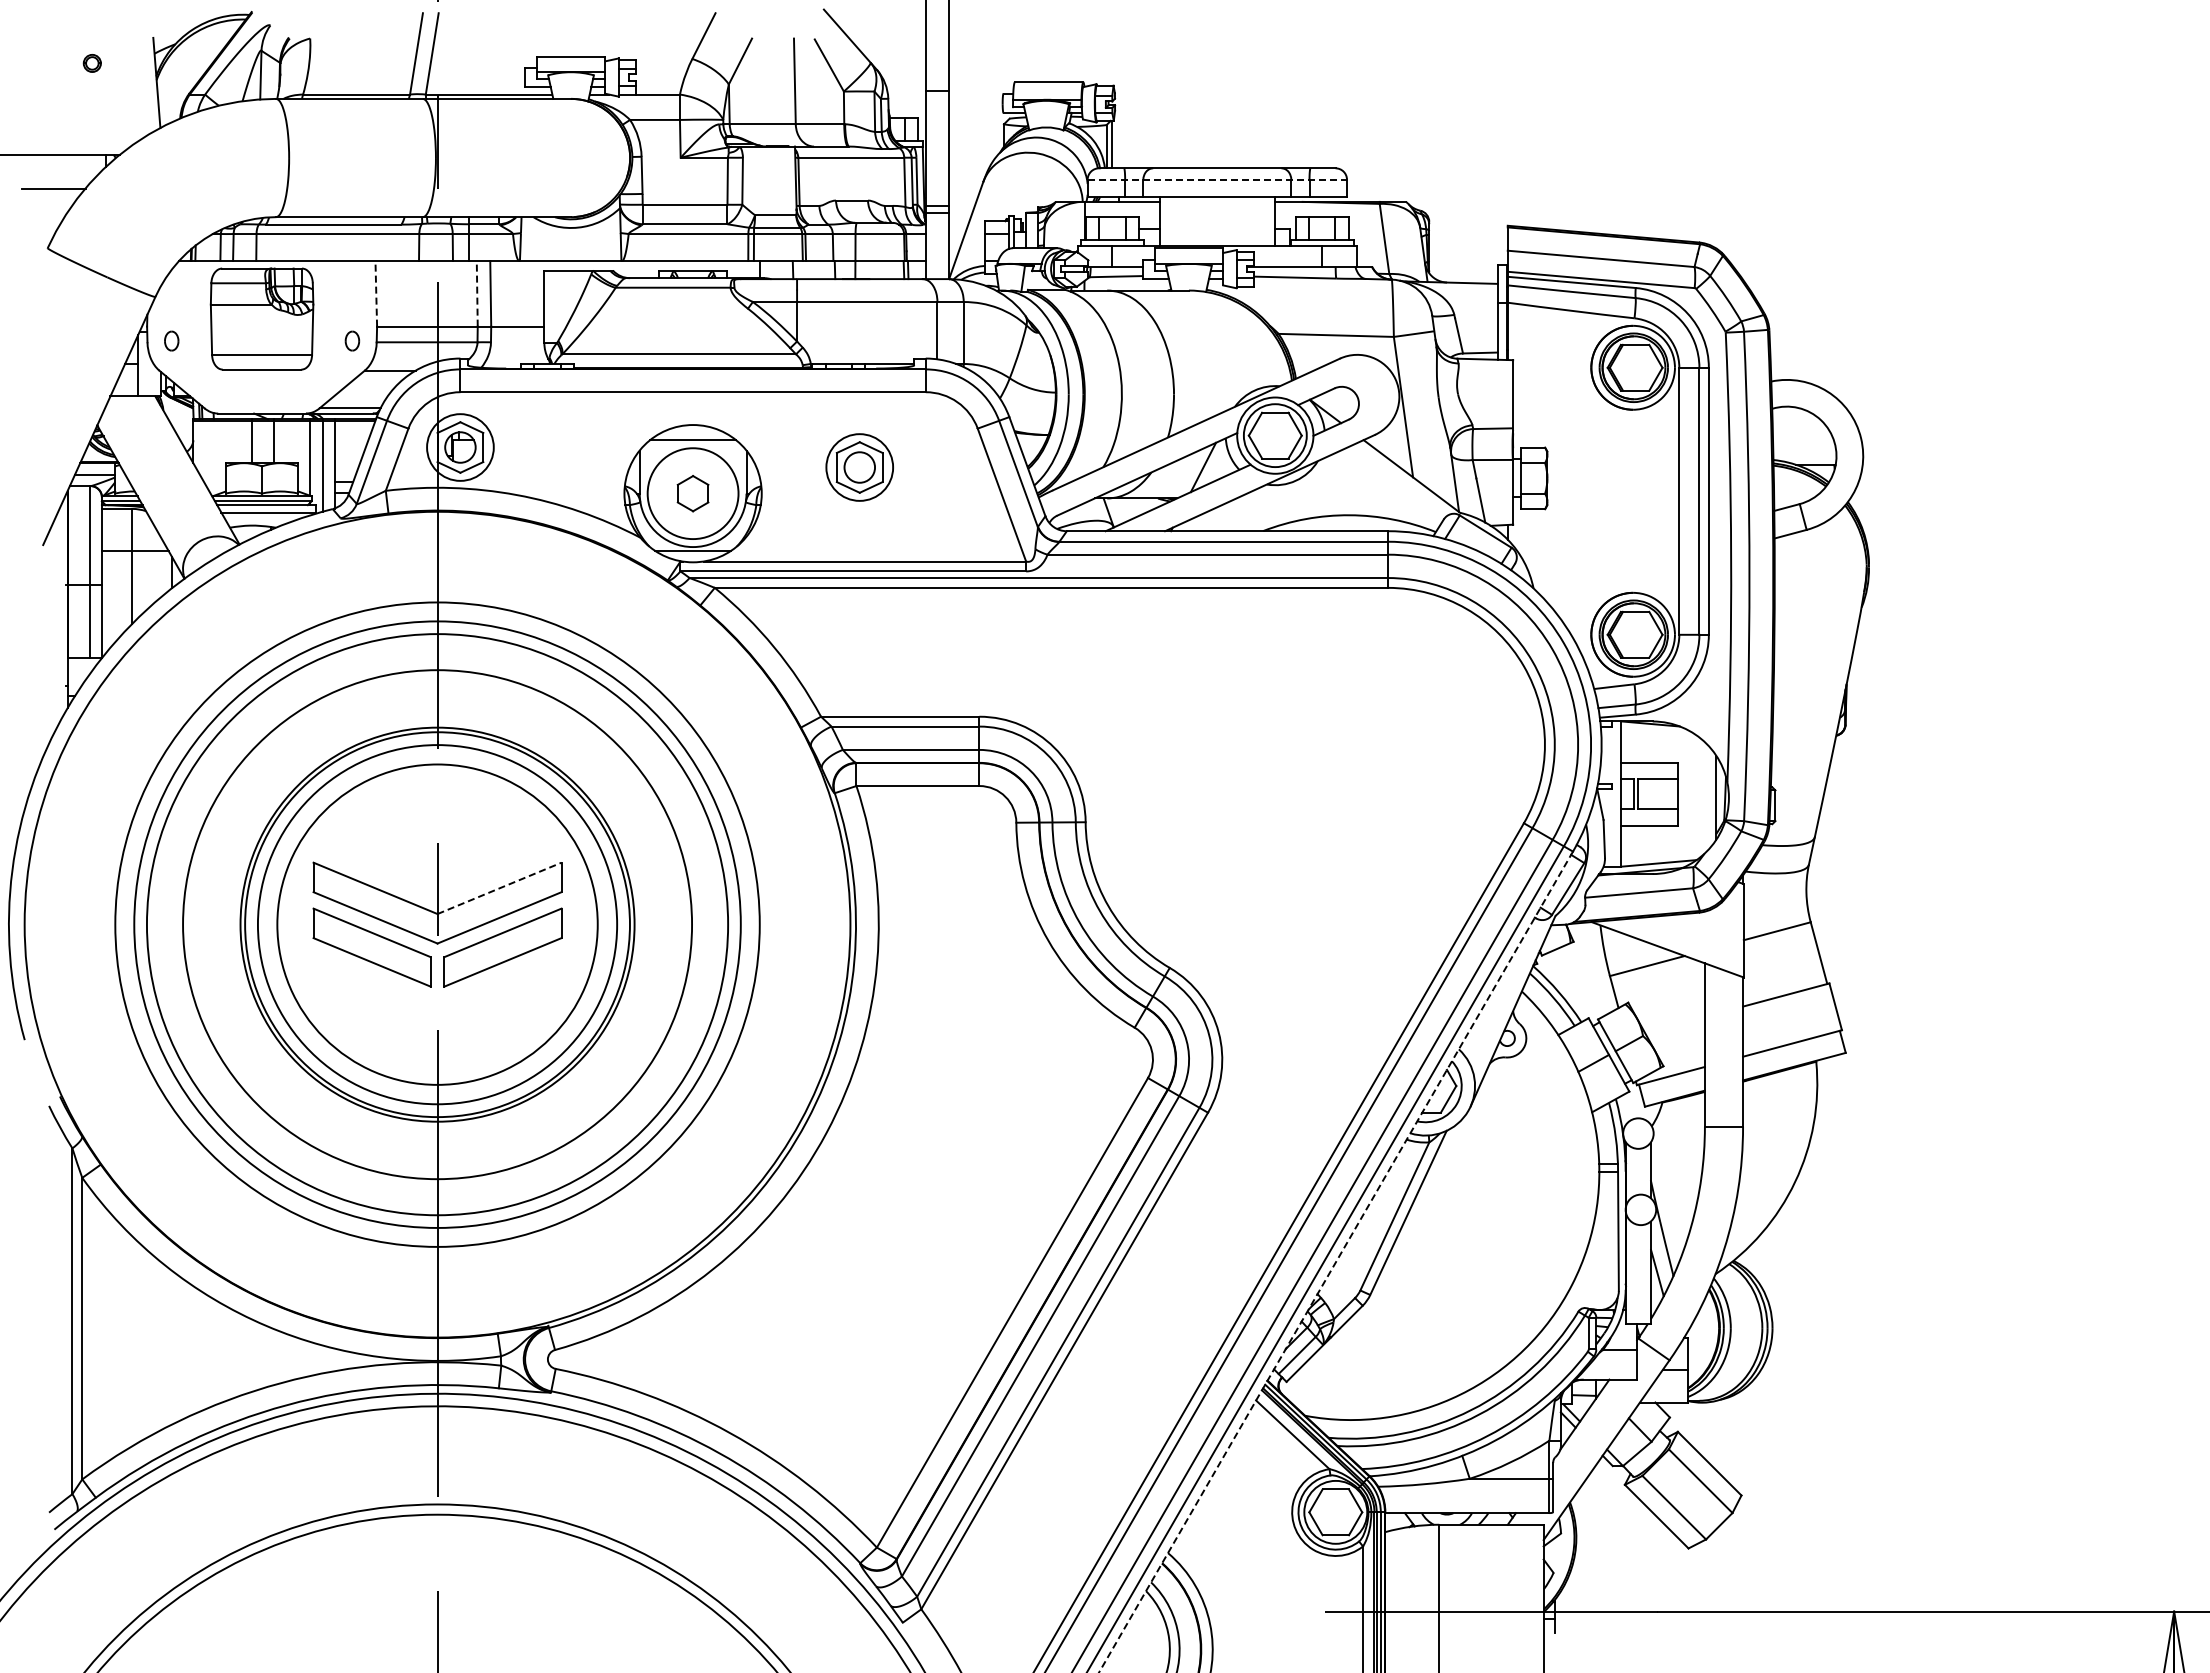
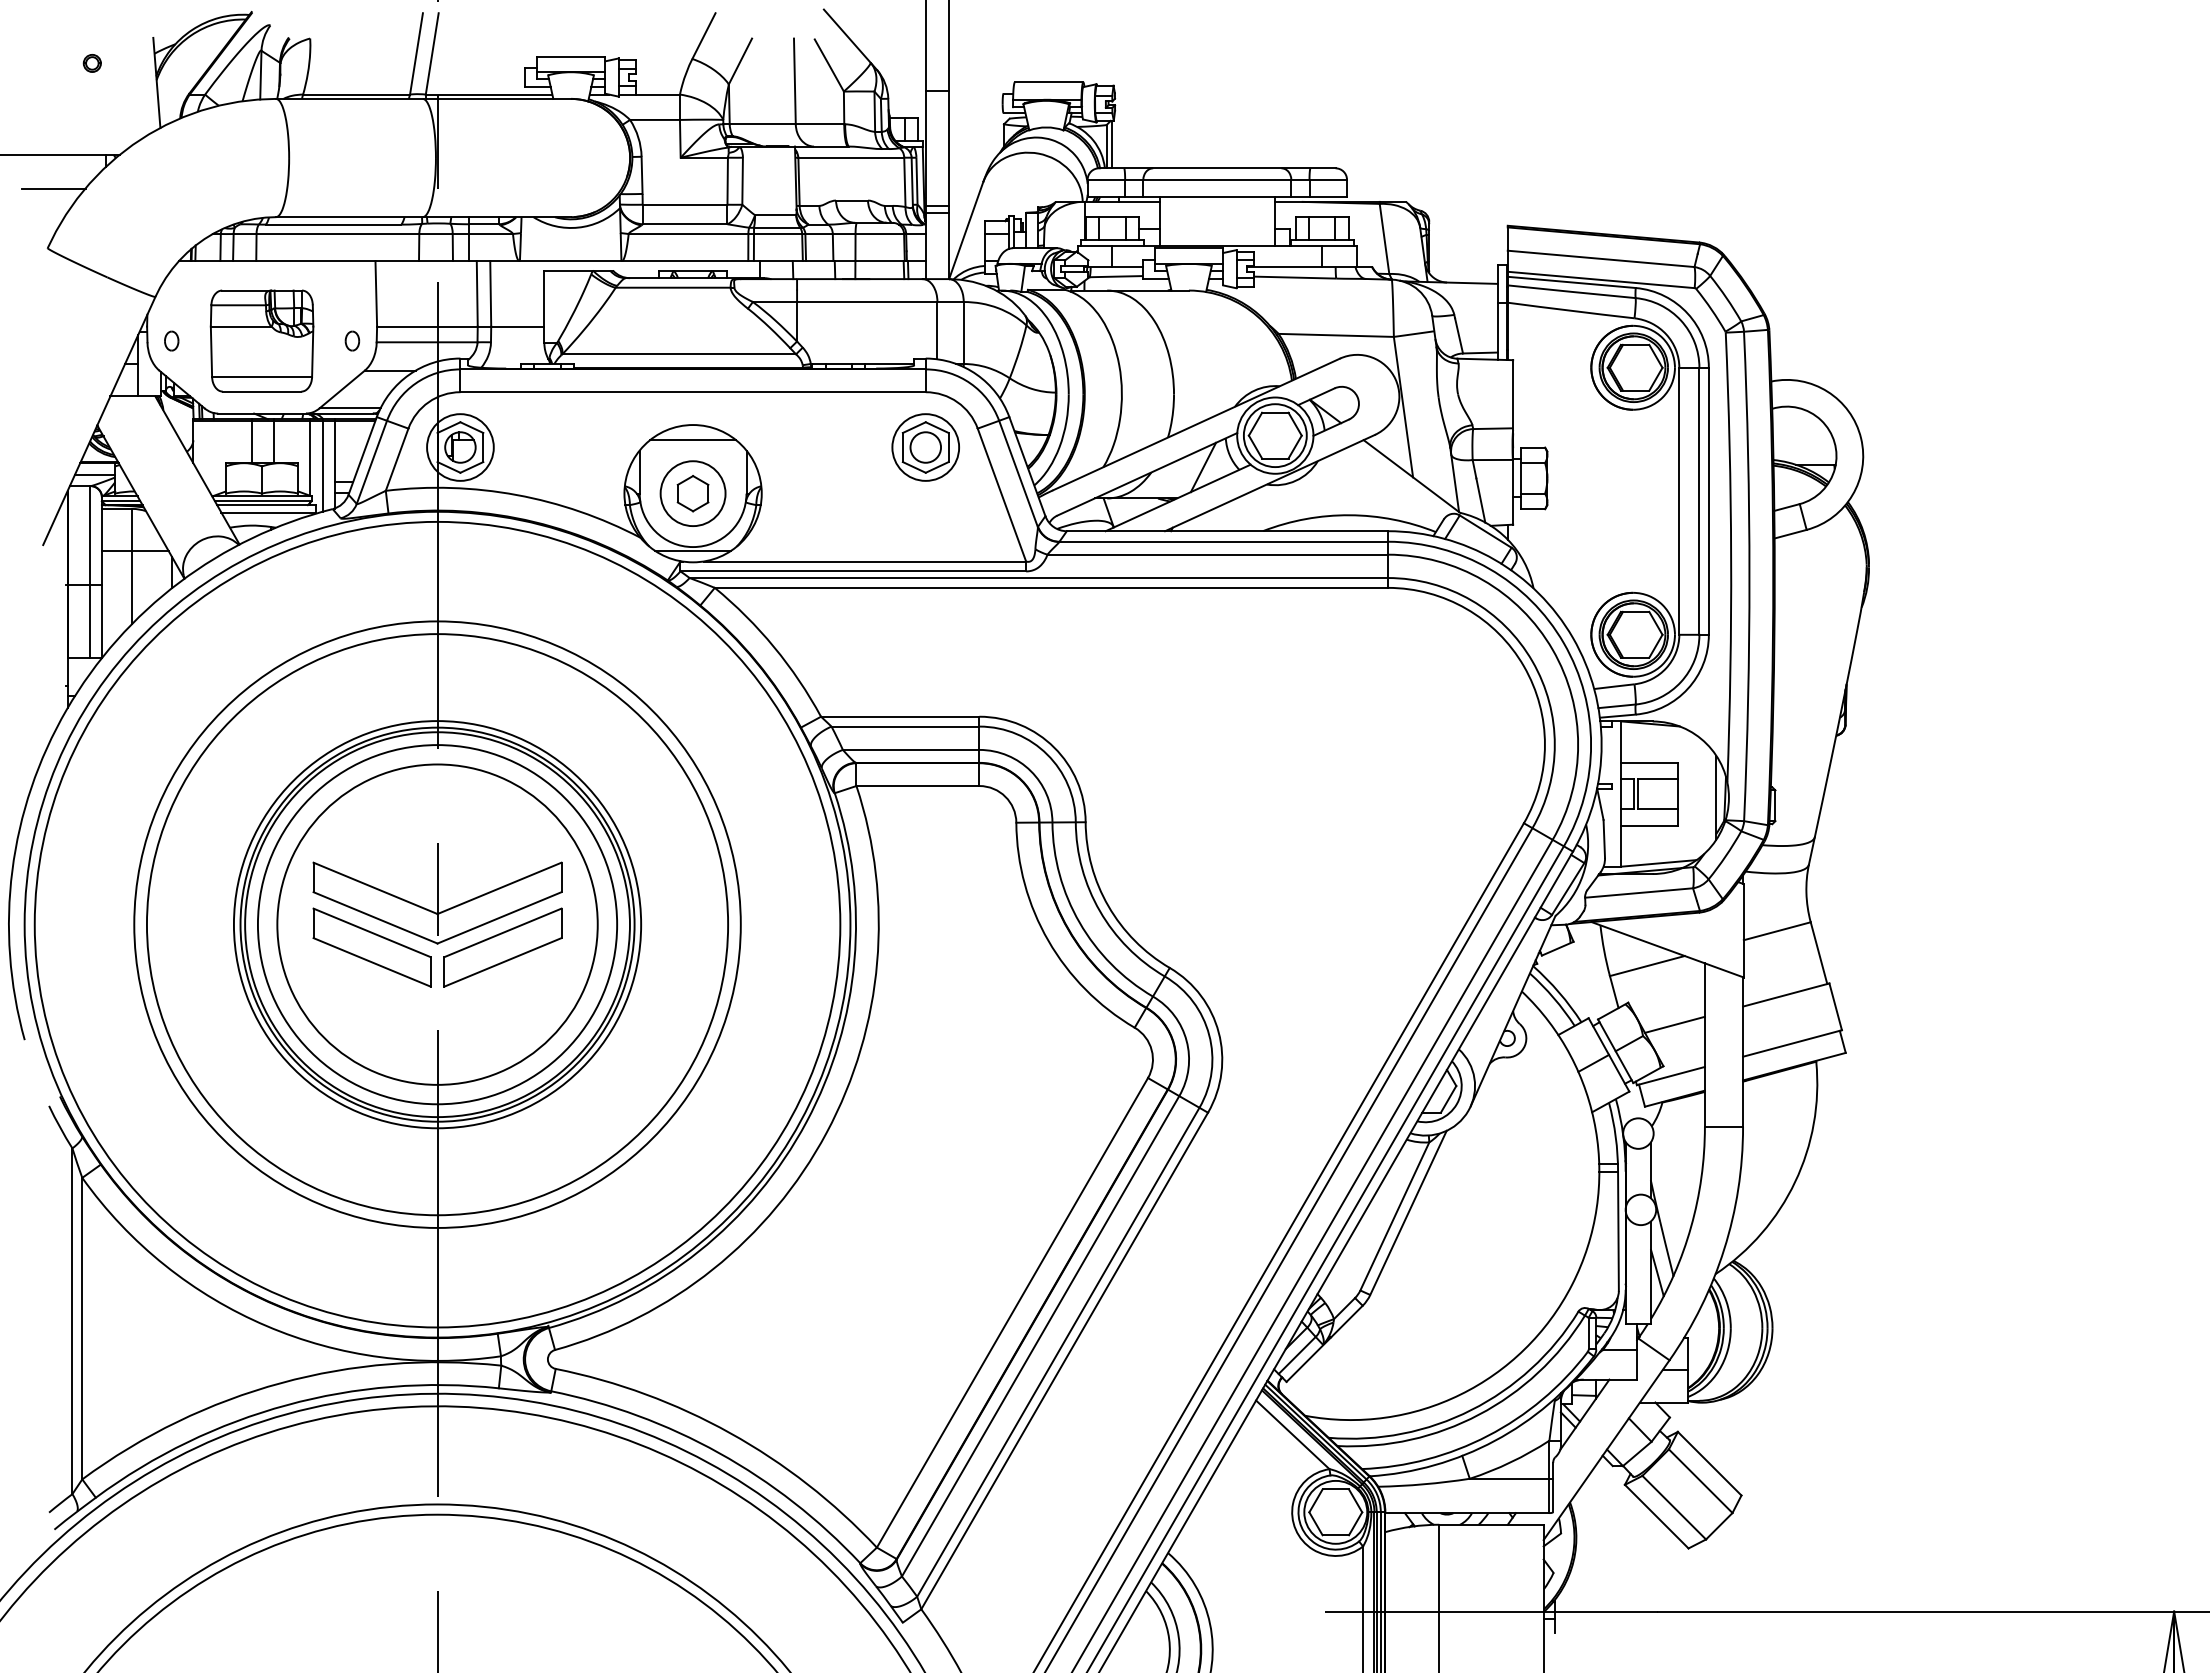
line: dashed -> solid (1217, 179)
line: dashed -> solid (376, 293)
line: dashed -> solid (477, 293)
part position: (261, 318) -> (261, 340) (261, 340)
part position: (859, 467) -> (925, 447) (925, 447)
circle diameter: 91 px -> 65 px (692, 493)
line: dashed -> solid (499, 888)
circle diameter: 509 px -> 407 px (437, 924)
circle diameter: 644 px -> 806 px (437, 924)
line: none -> present (1674, 1024)
line: dashed -> solid (1335, 1262)
